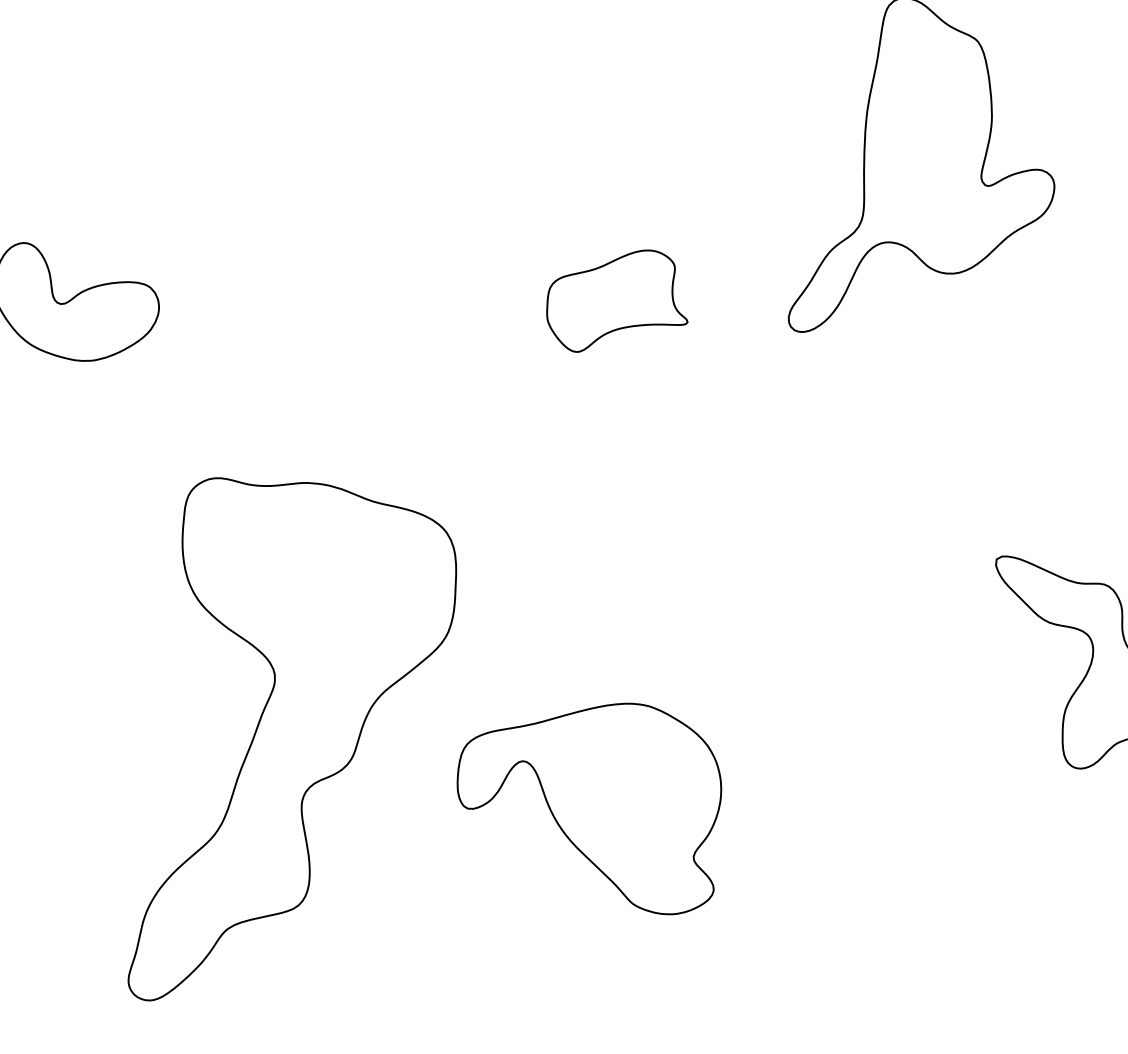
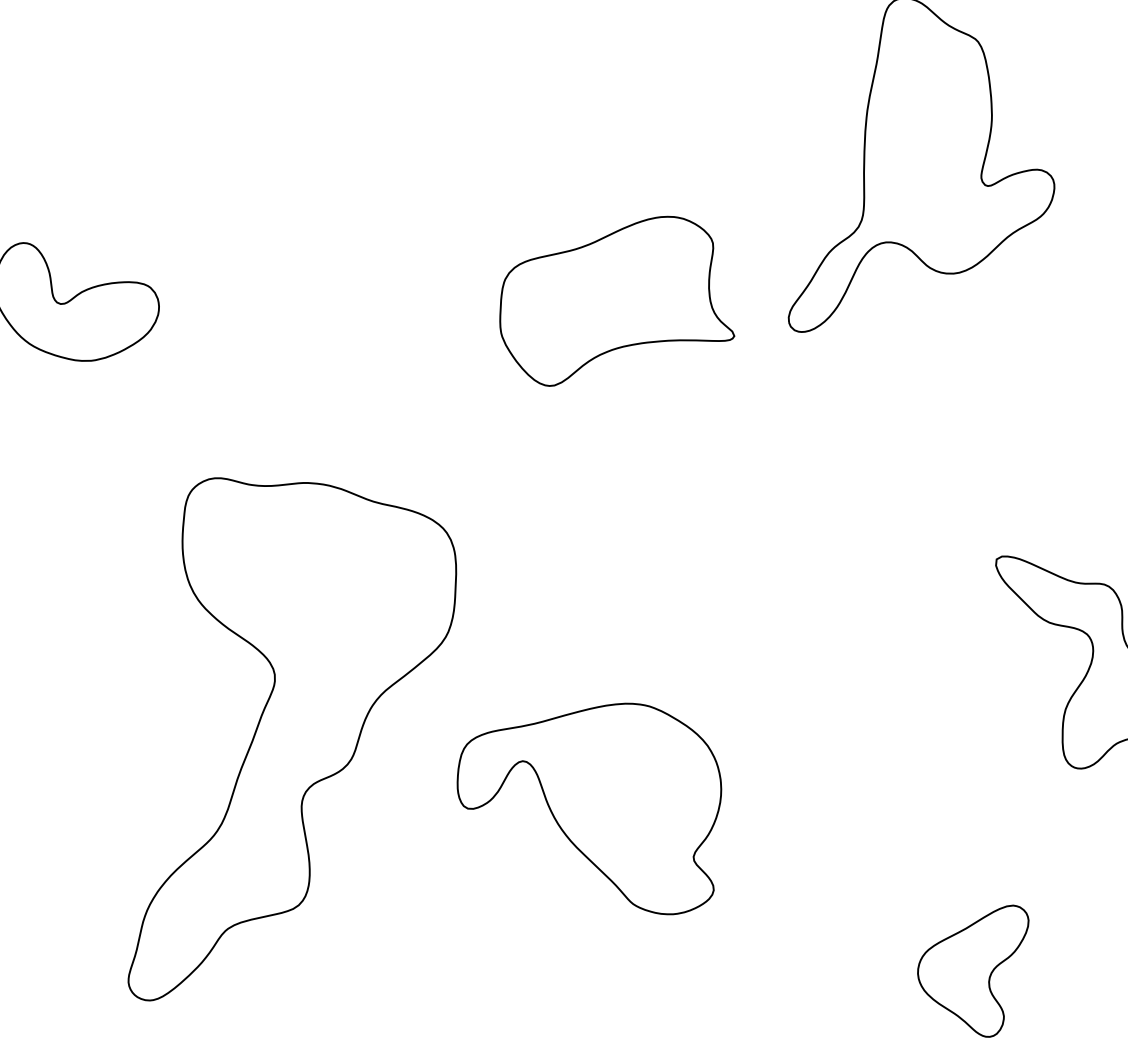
part size: 143x104 px -> 237x172 px (617, 300)
part: none -> present (973, 970)
